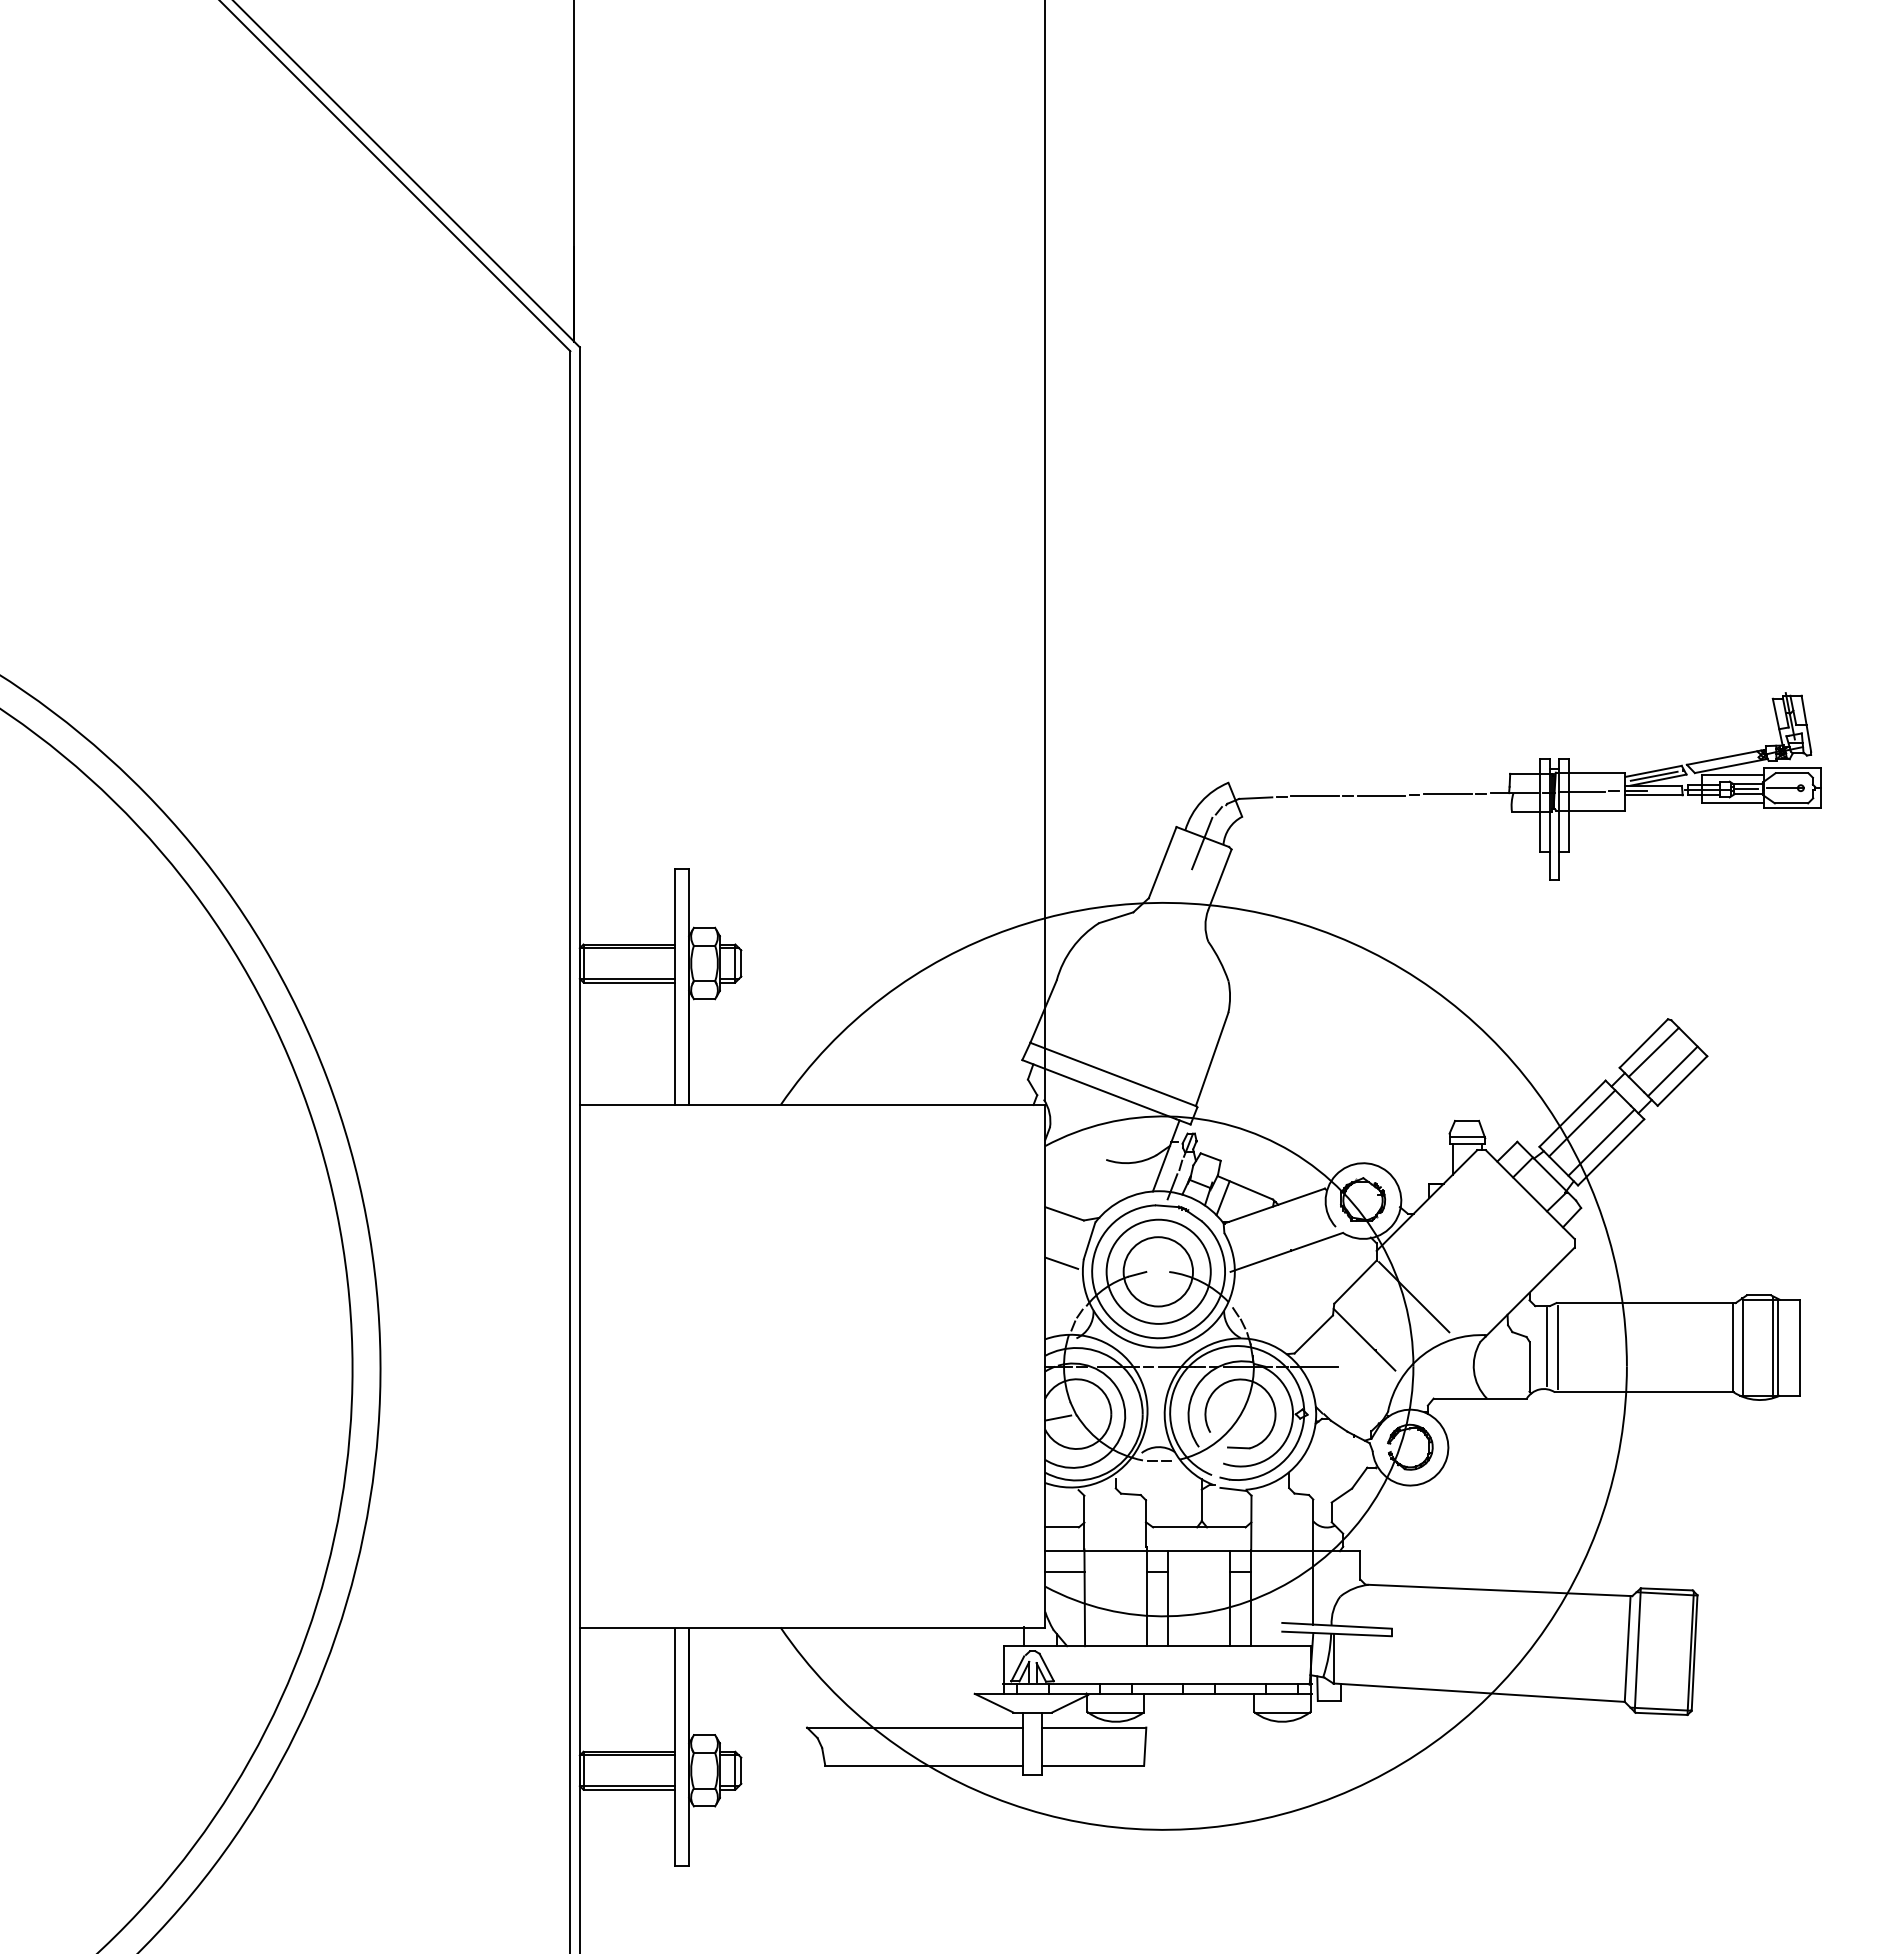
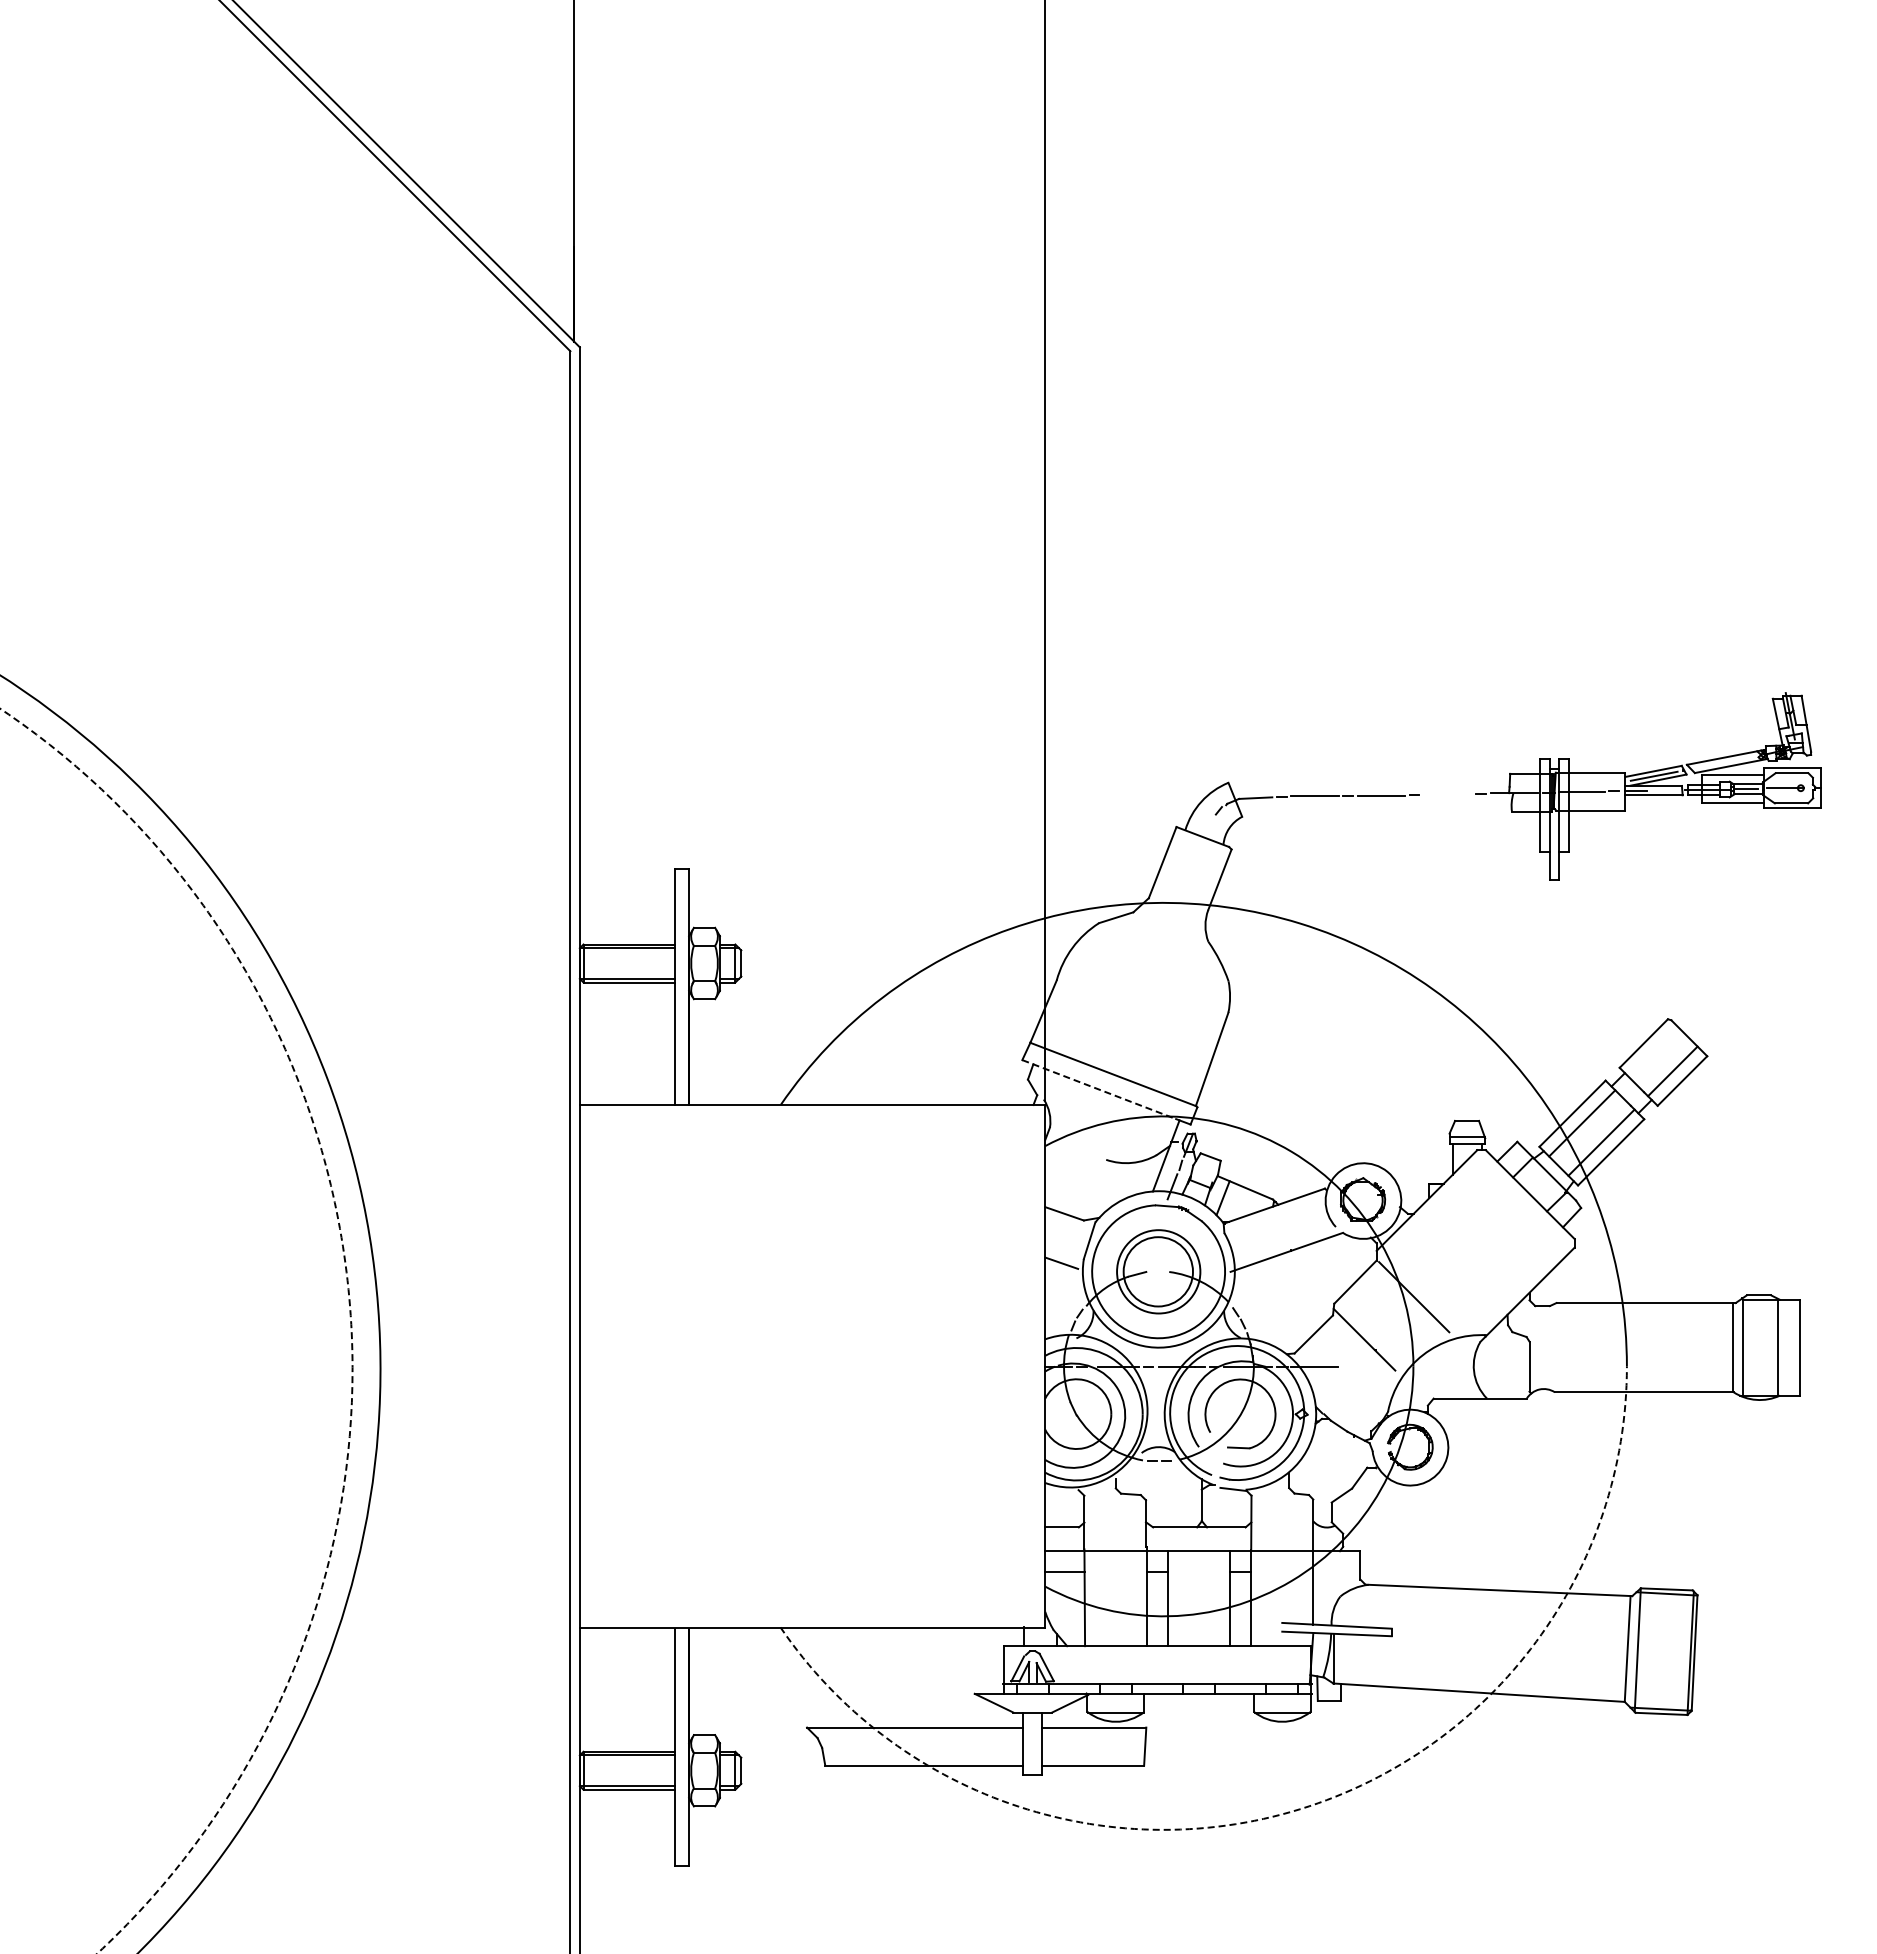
line: present -> none (1447, 794)
line: present -> none (1202, 843)
line: present -> none (1653, 1051)
line: solid -> dashed (1099, 1089)
circle diameter: 104 px -> 83 px (1158, 1271)
arc: solid -> dashed (350, 1313)
line: present -> none (1547, 1346)
line: present -> none (1557, 1347)
line: present -> none (1773, 1347)
line: present -> none (1058, 1417)
arc: solid -> dashed (1300, 1809)
